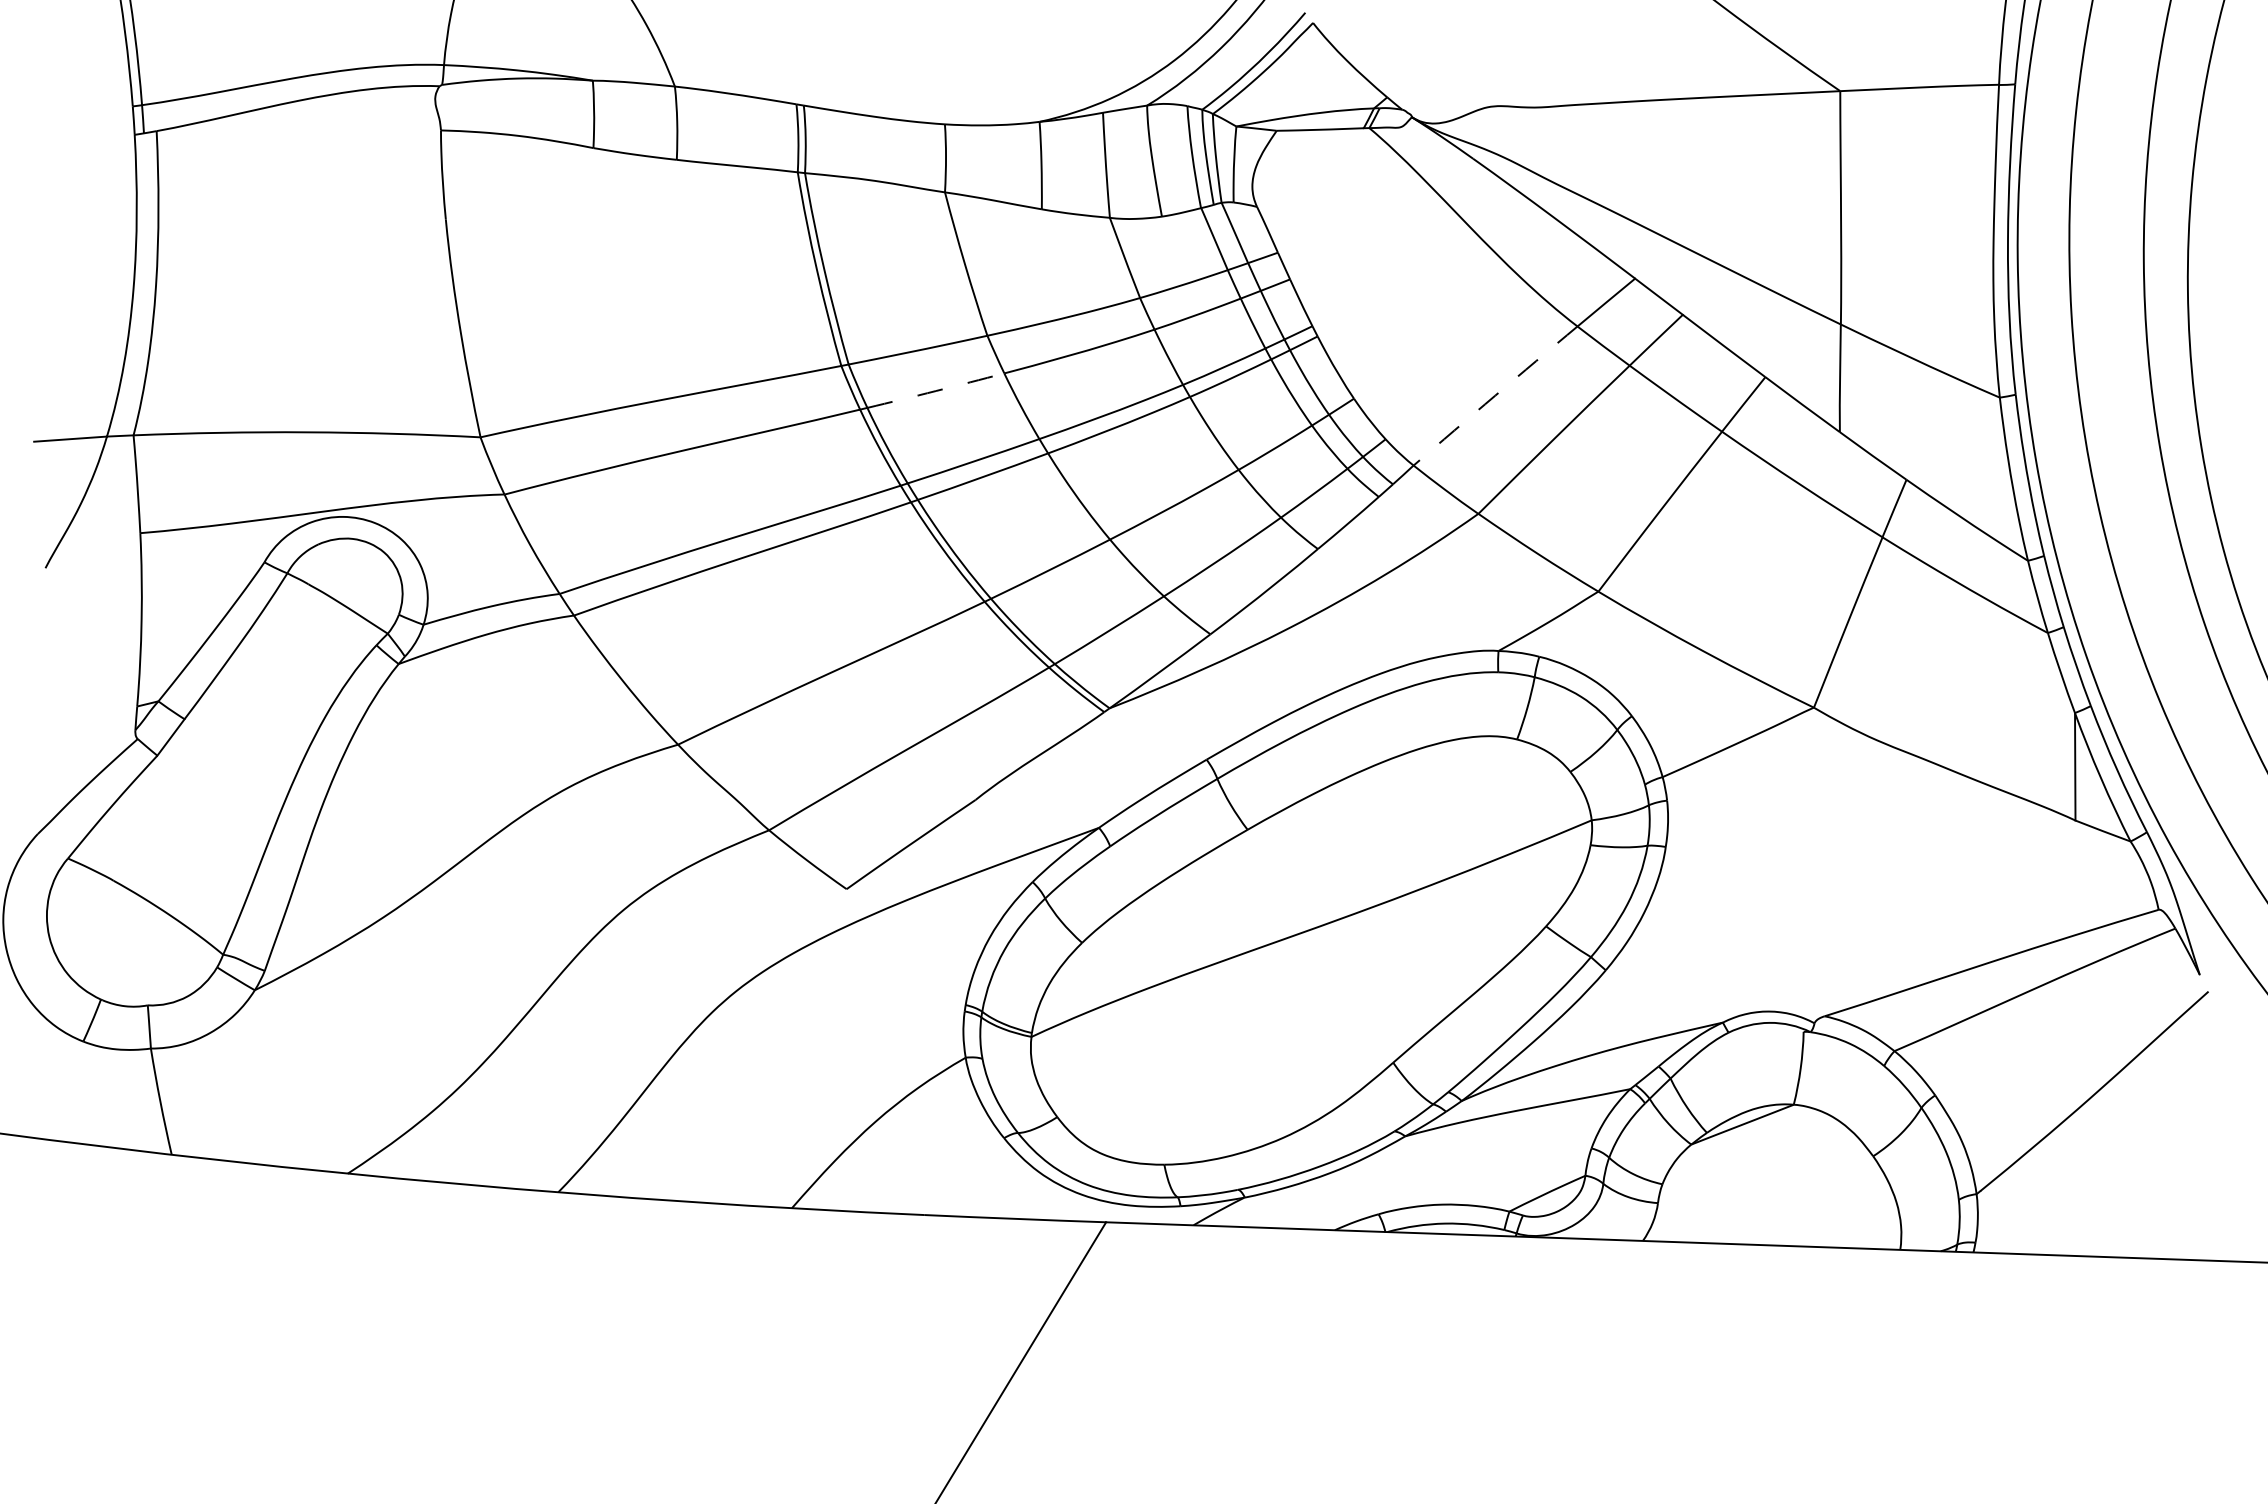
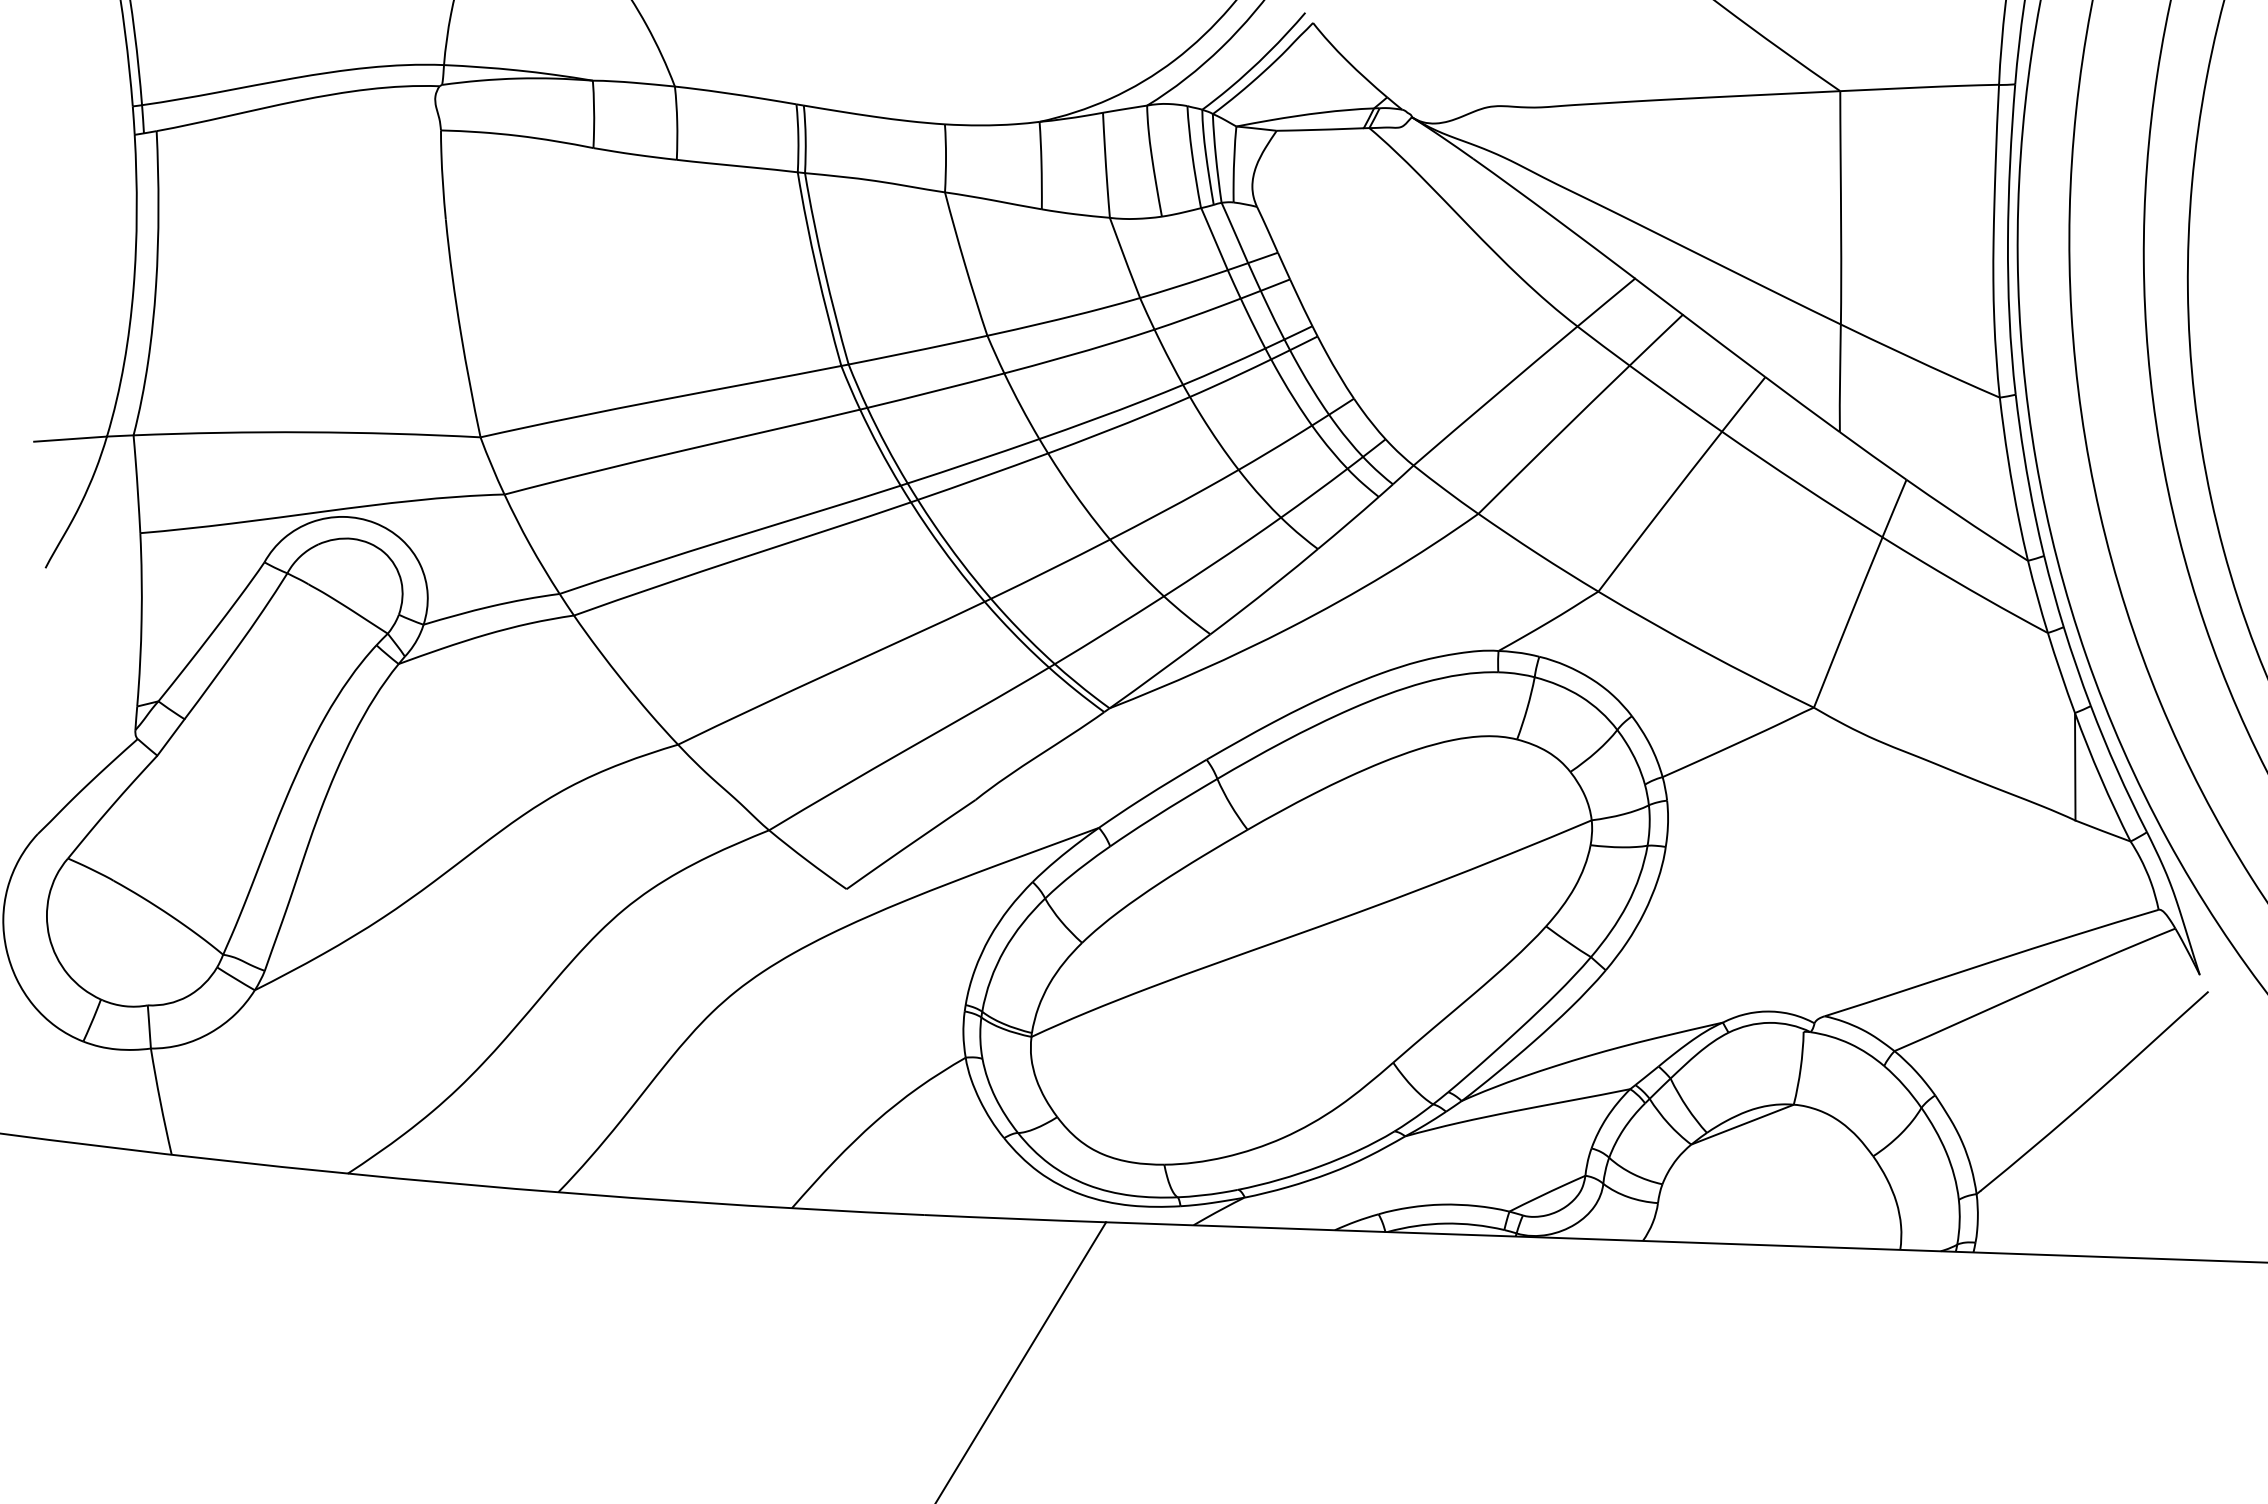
arc: dashed -> solid (935, 391)
arc: dashed -> solid (1495, 395)
